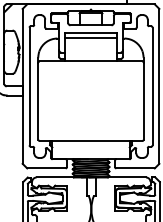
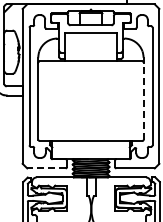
line: present -> none (90, 37)
line: solid -> dashed (143, 101)
line: solid -> dashed (45, 168)
